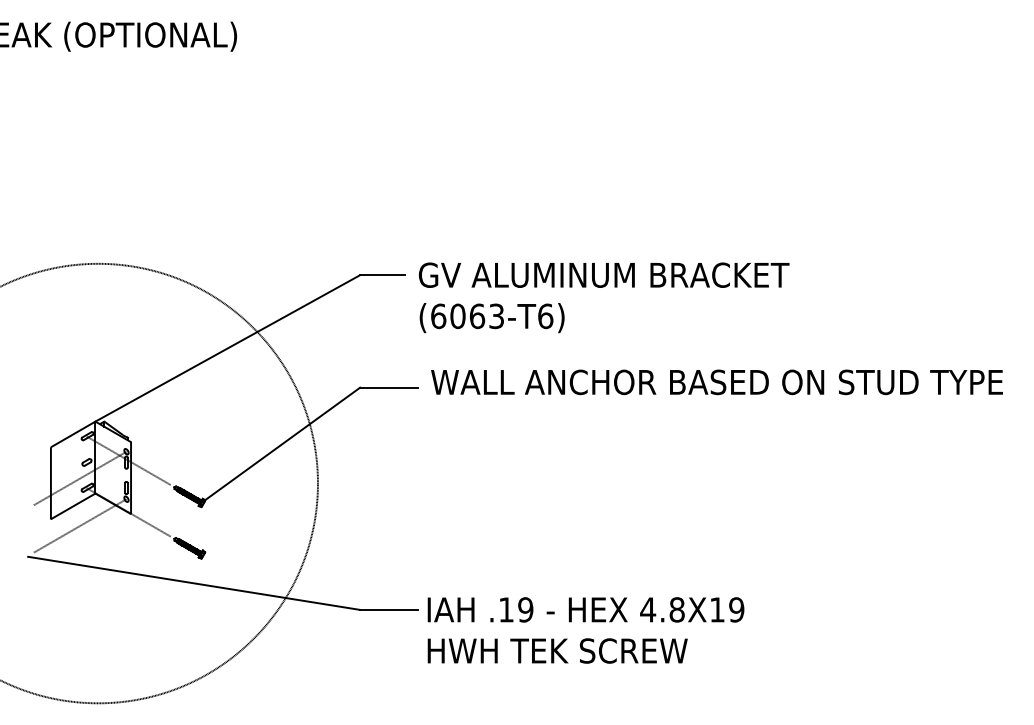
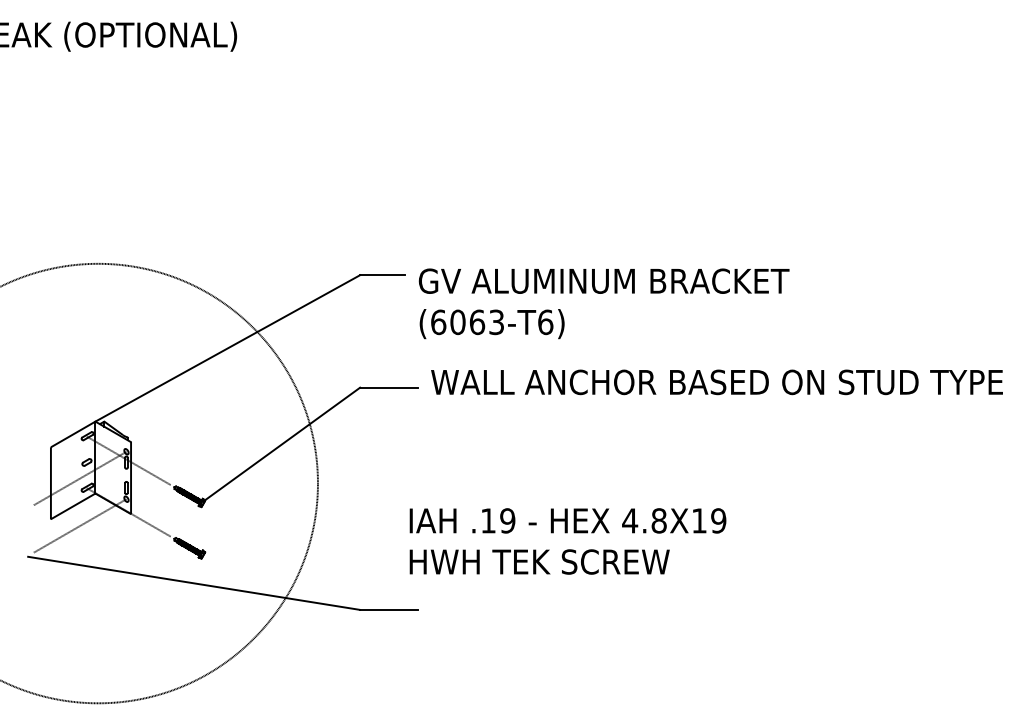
text position: (603, 297) -> (603, 303) (603, 303)
text position: (585, 630) -> (567, 541) (567, 541)
